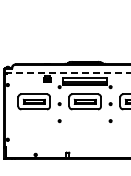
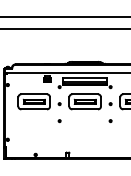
line: none -> present (64, 17)
line: none -> present (64, 28)
line: dashed -> solid (67, 73)
